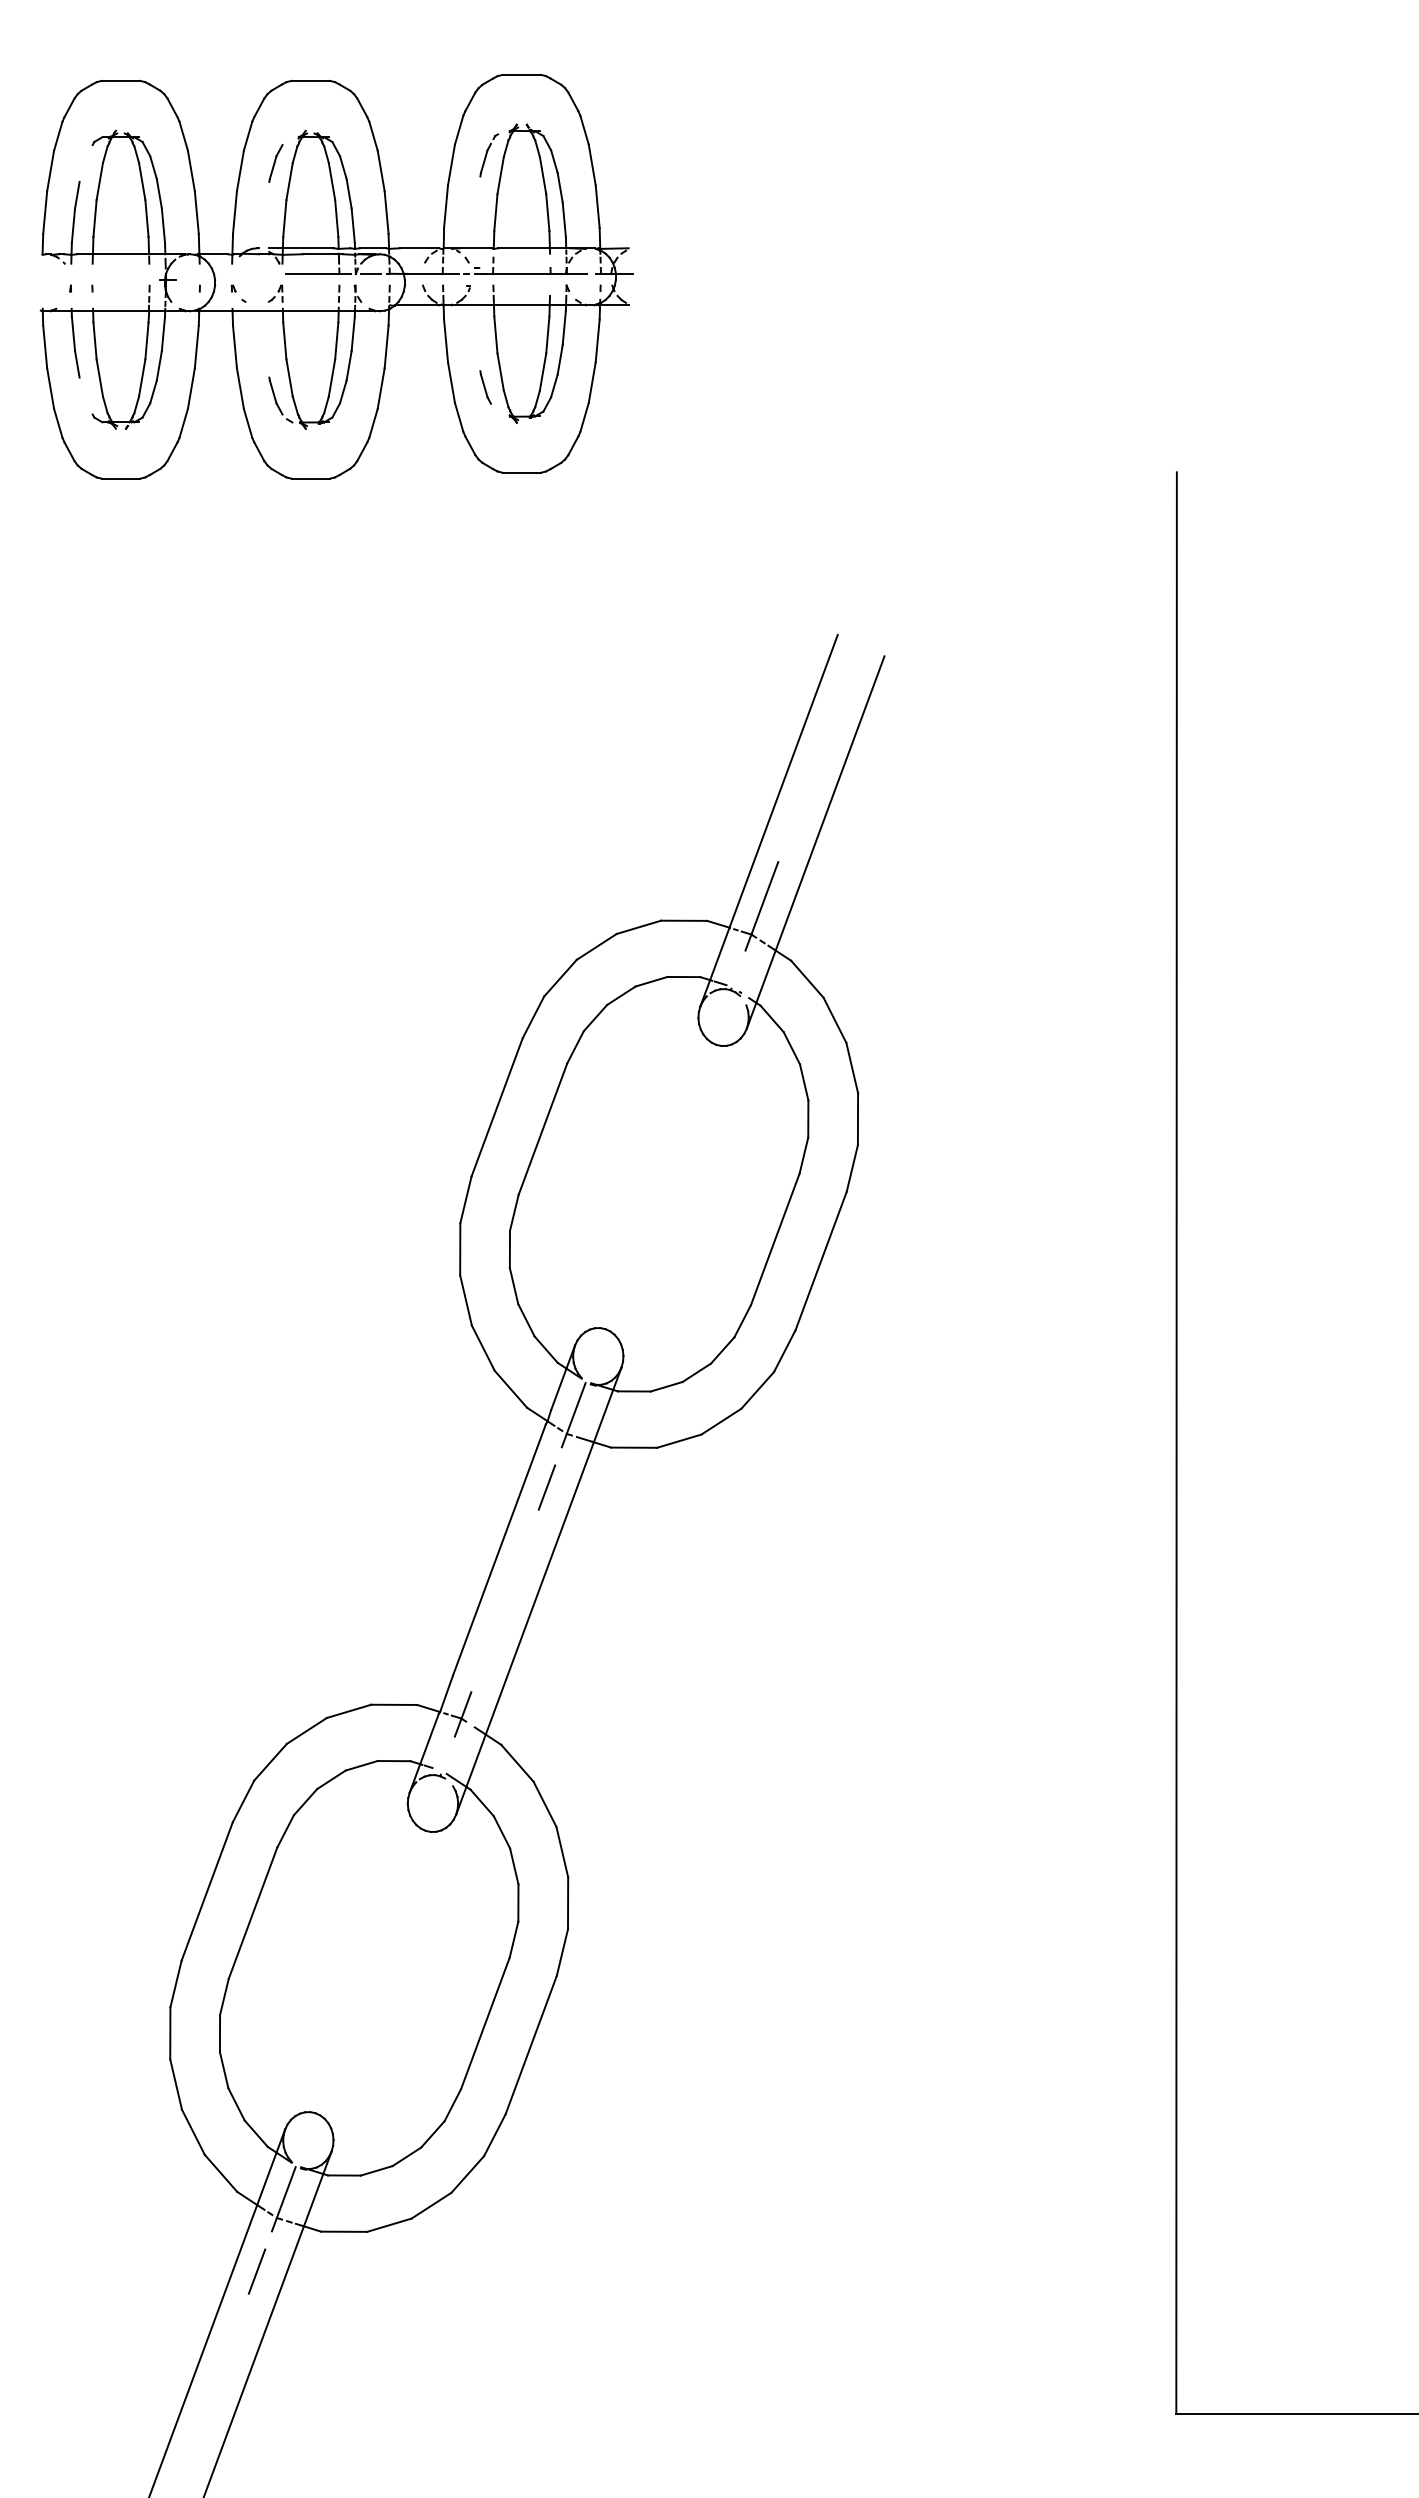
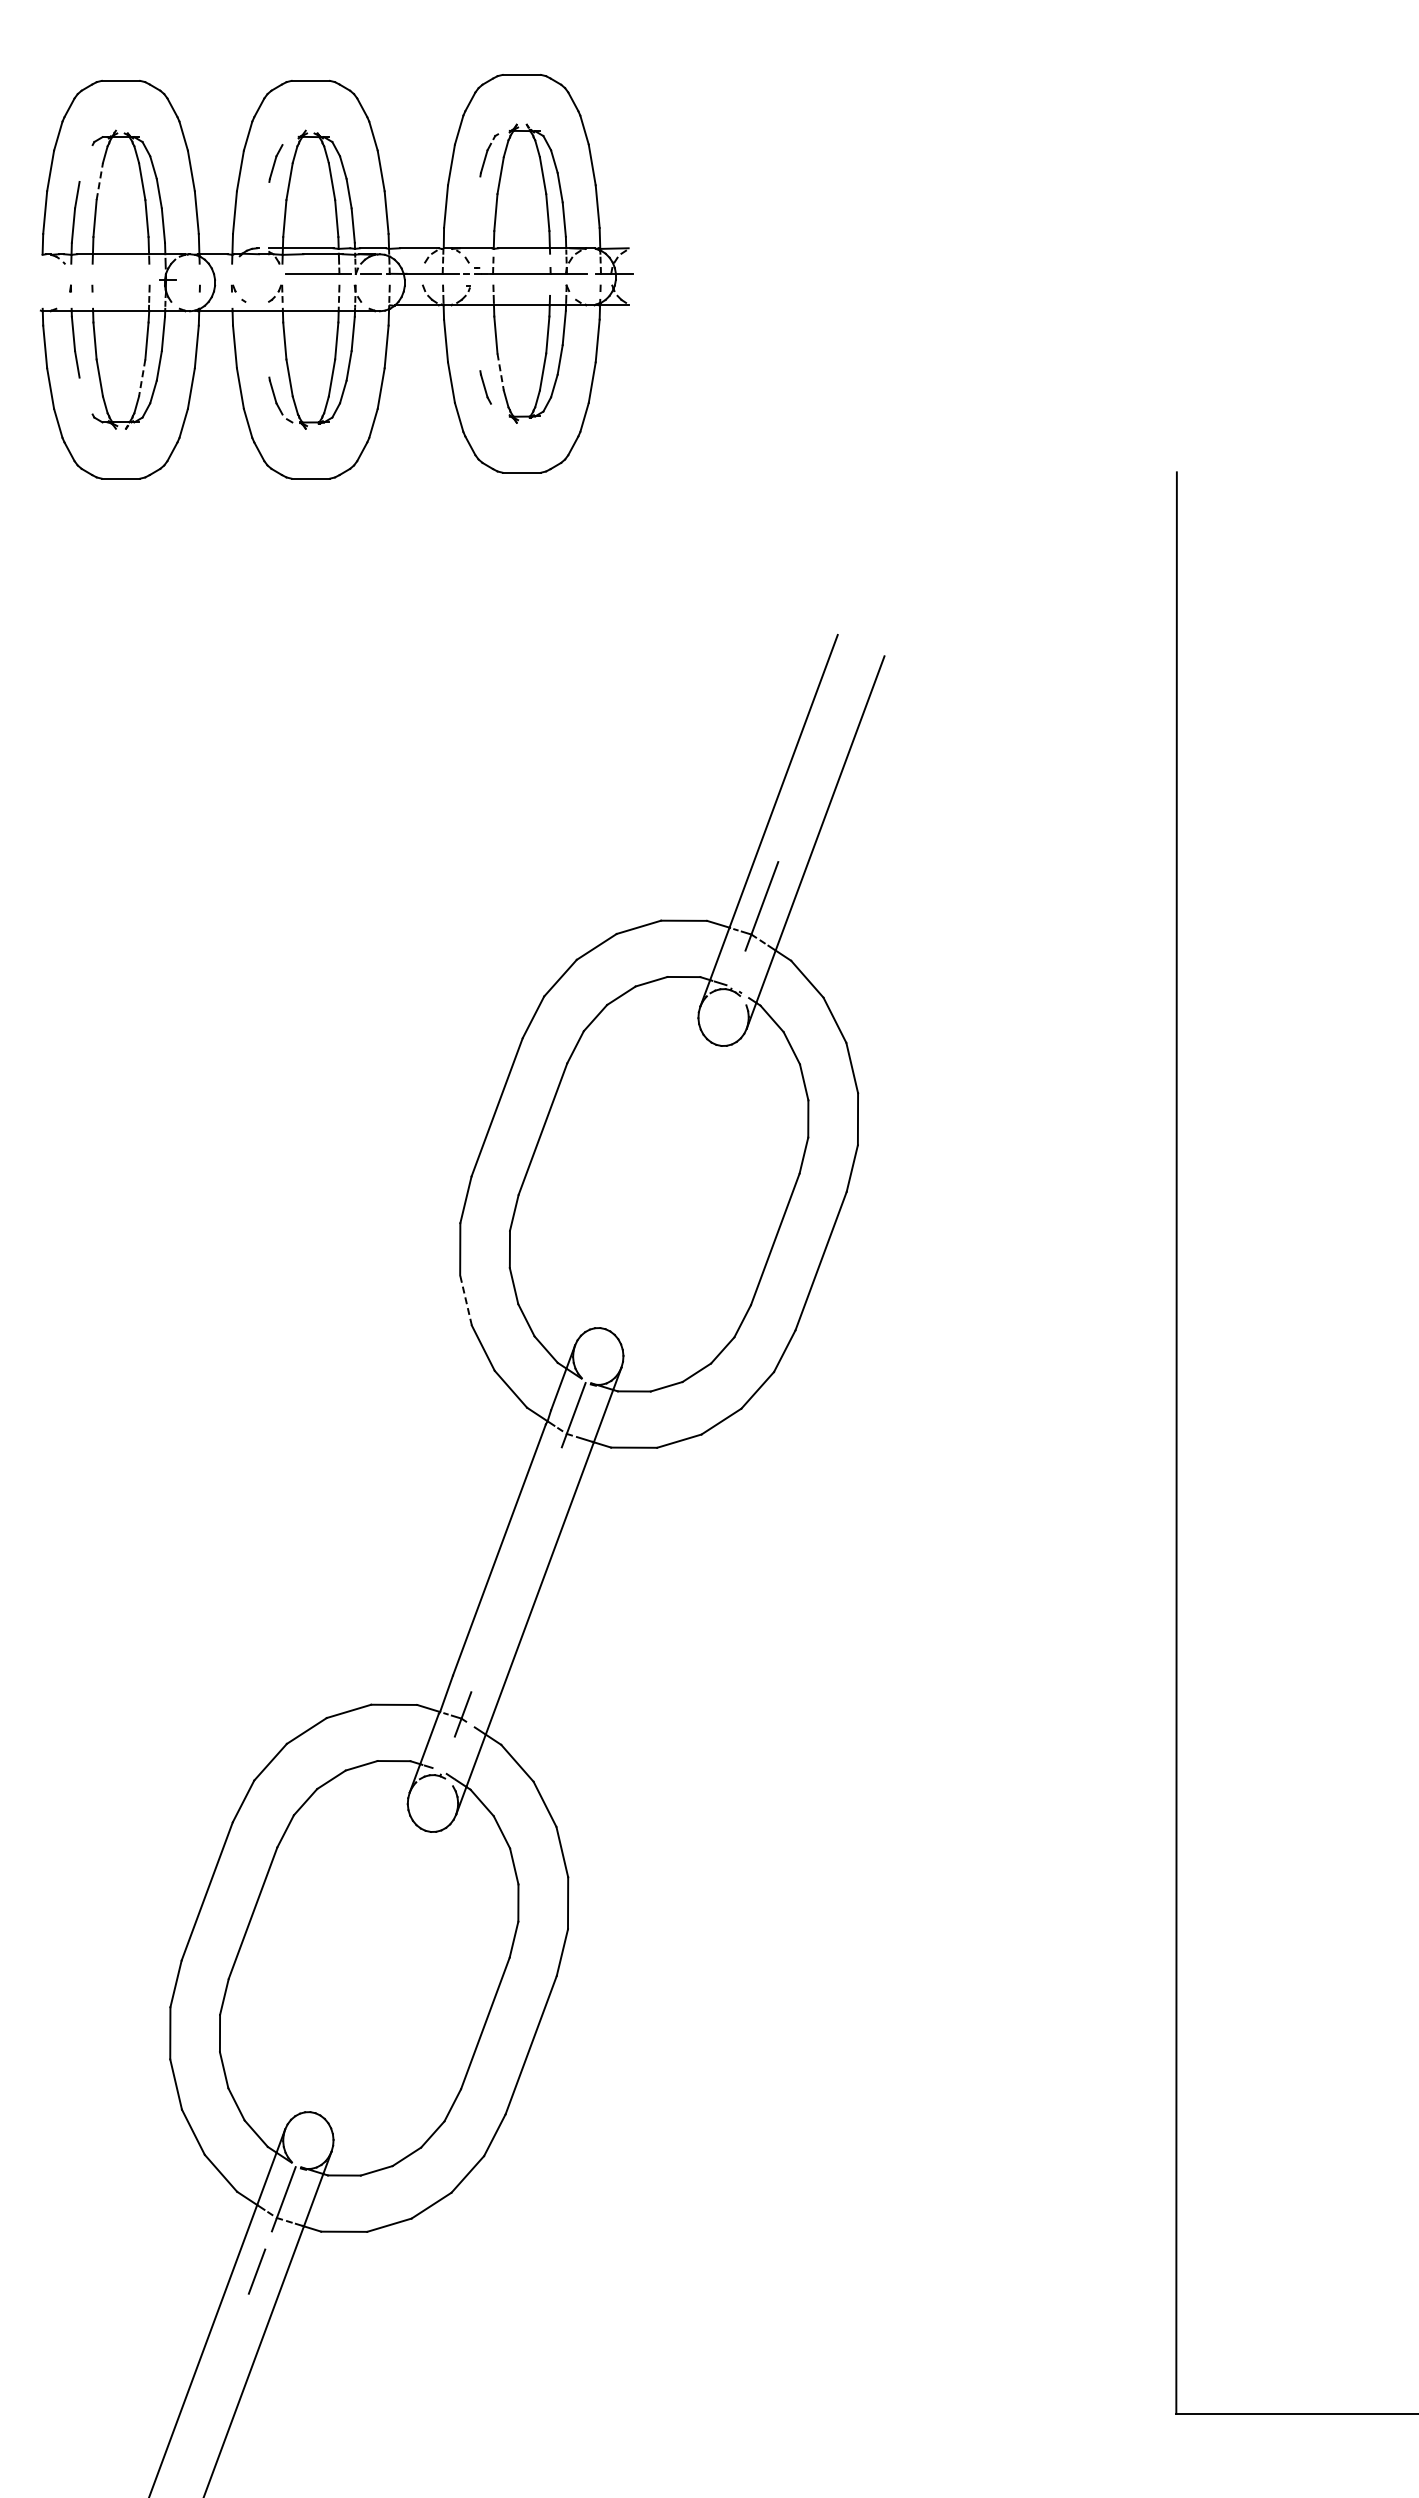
line: solid -> dashed (99, 181)
line: solid -> dashed (500, 372)
line: solid -> dashed (142, 378)
line: solid -> dashed (466, 1300)
line: present -> none (546, 1487)
